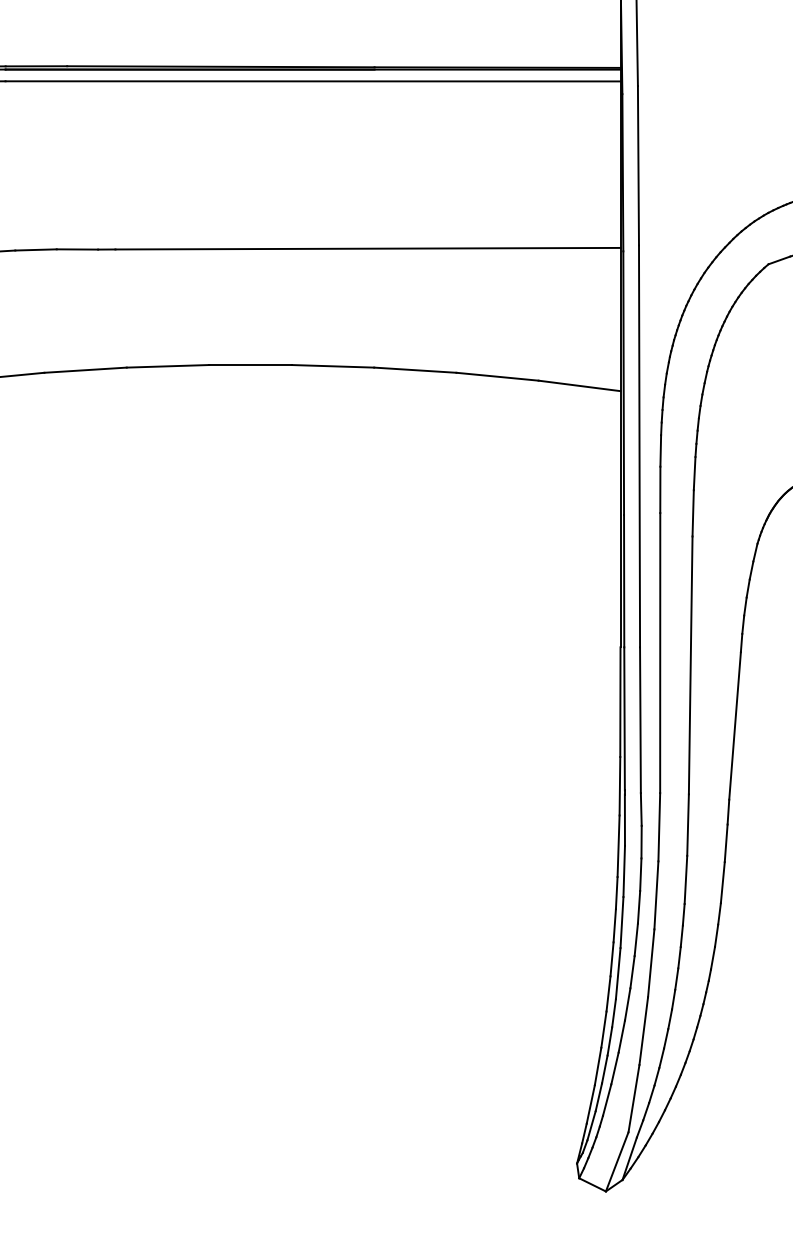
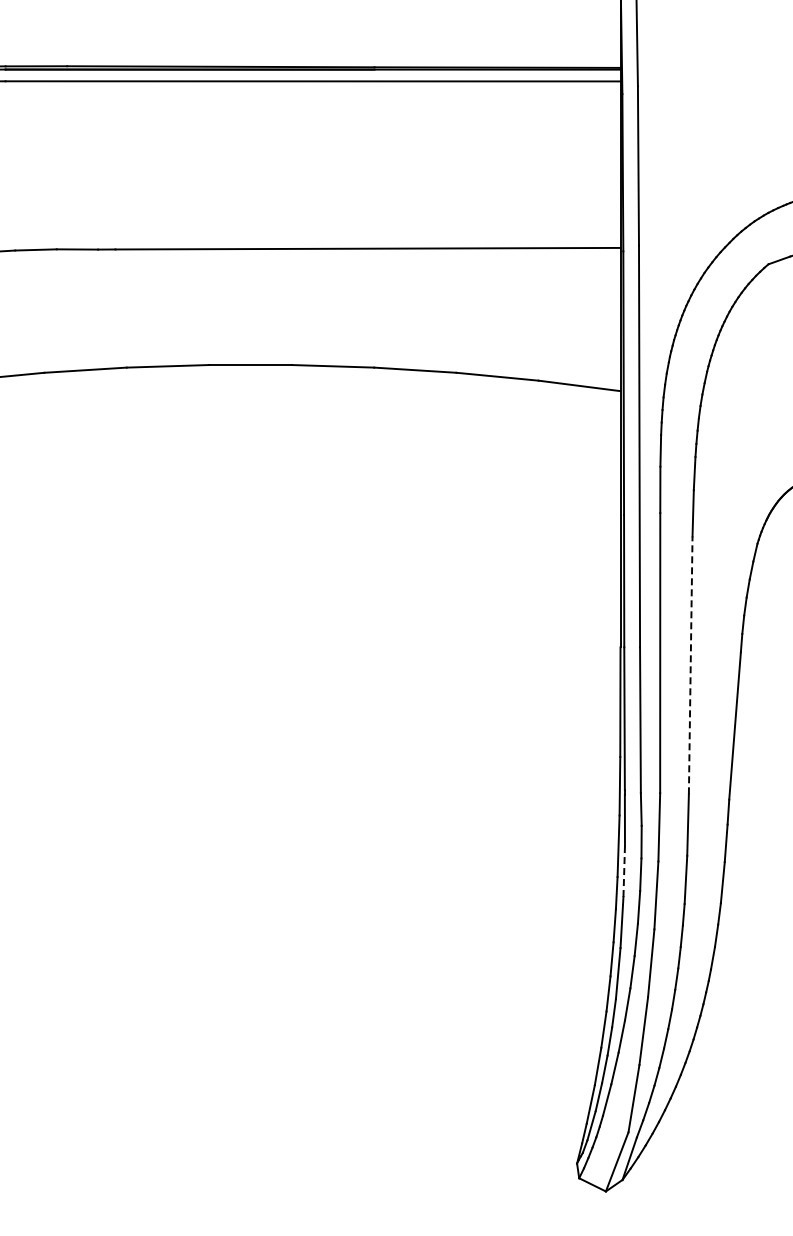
line: solid -> dashed (690, 665)
line: solid -> dashed (624, 871)
